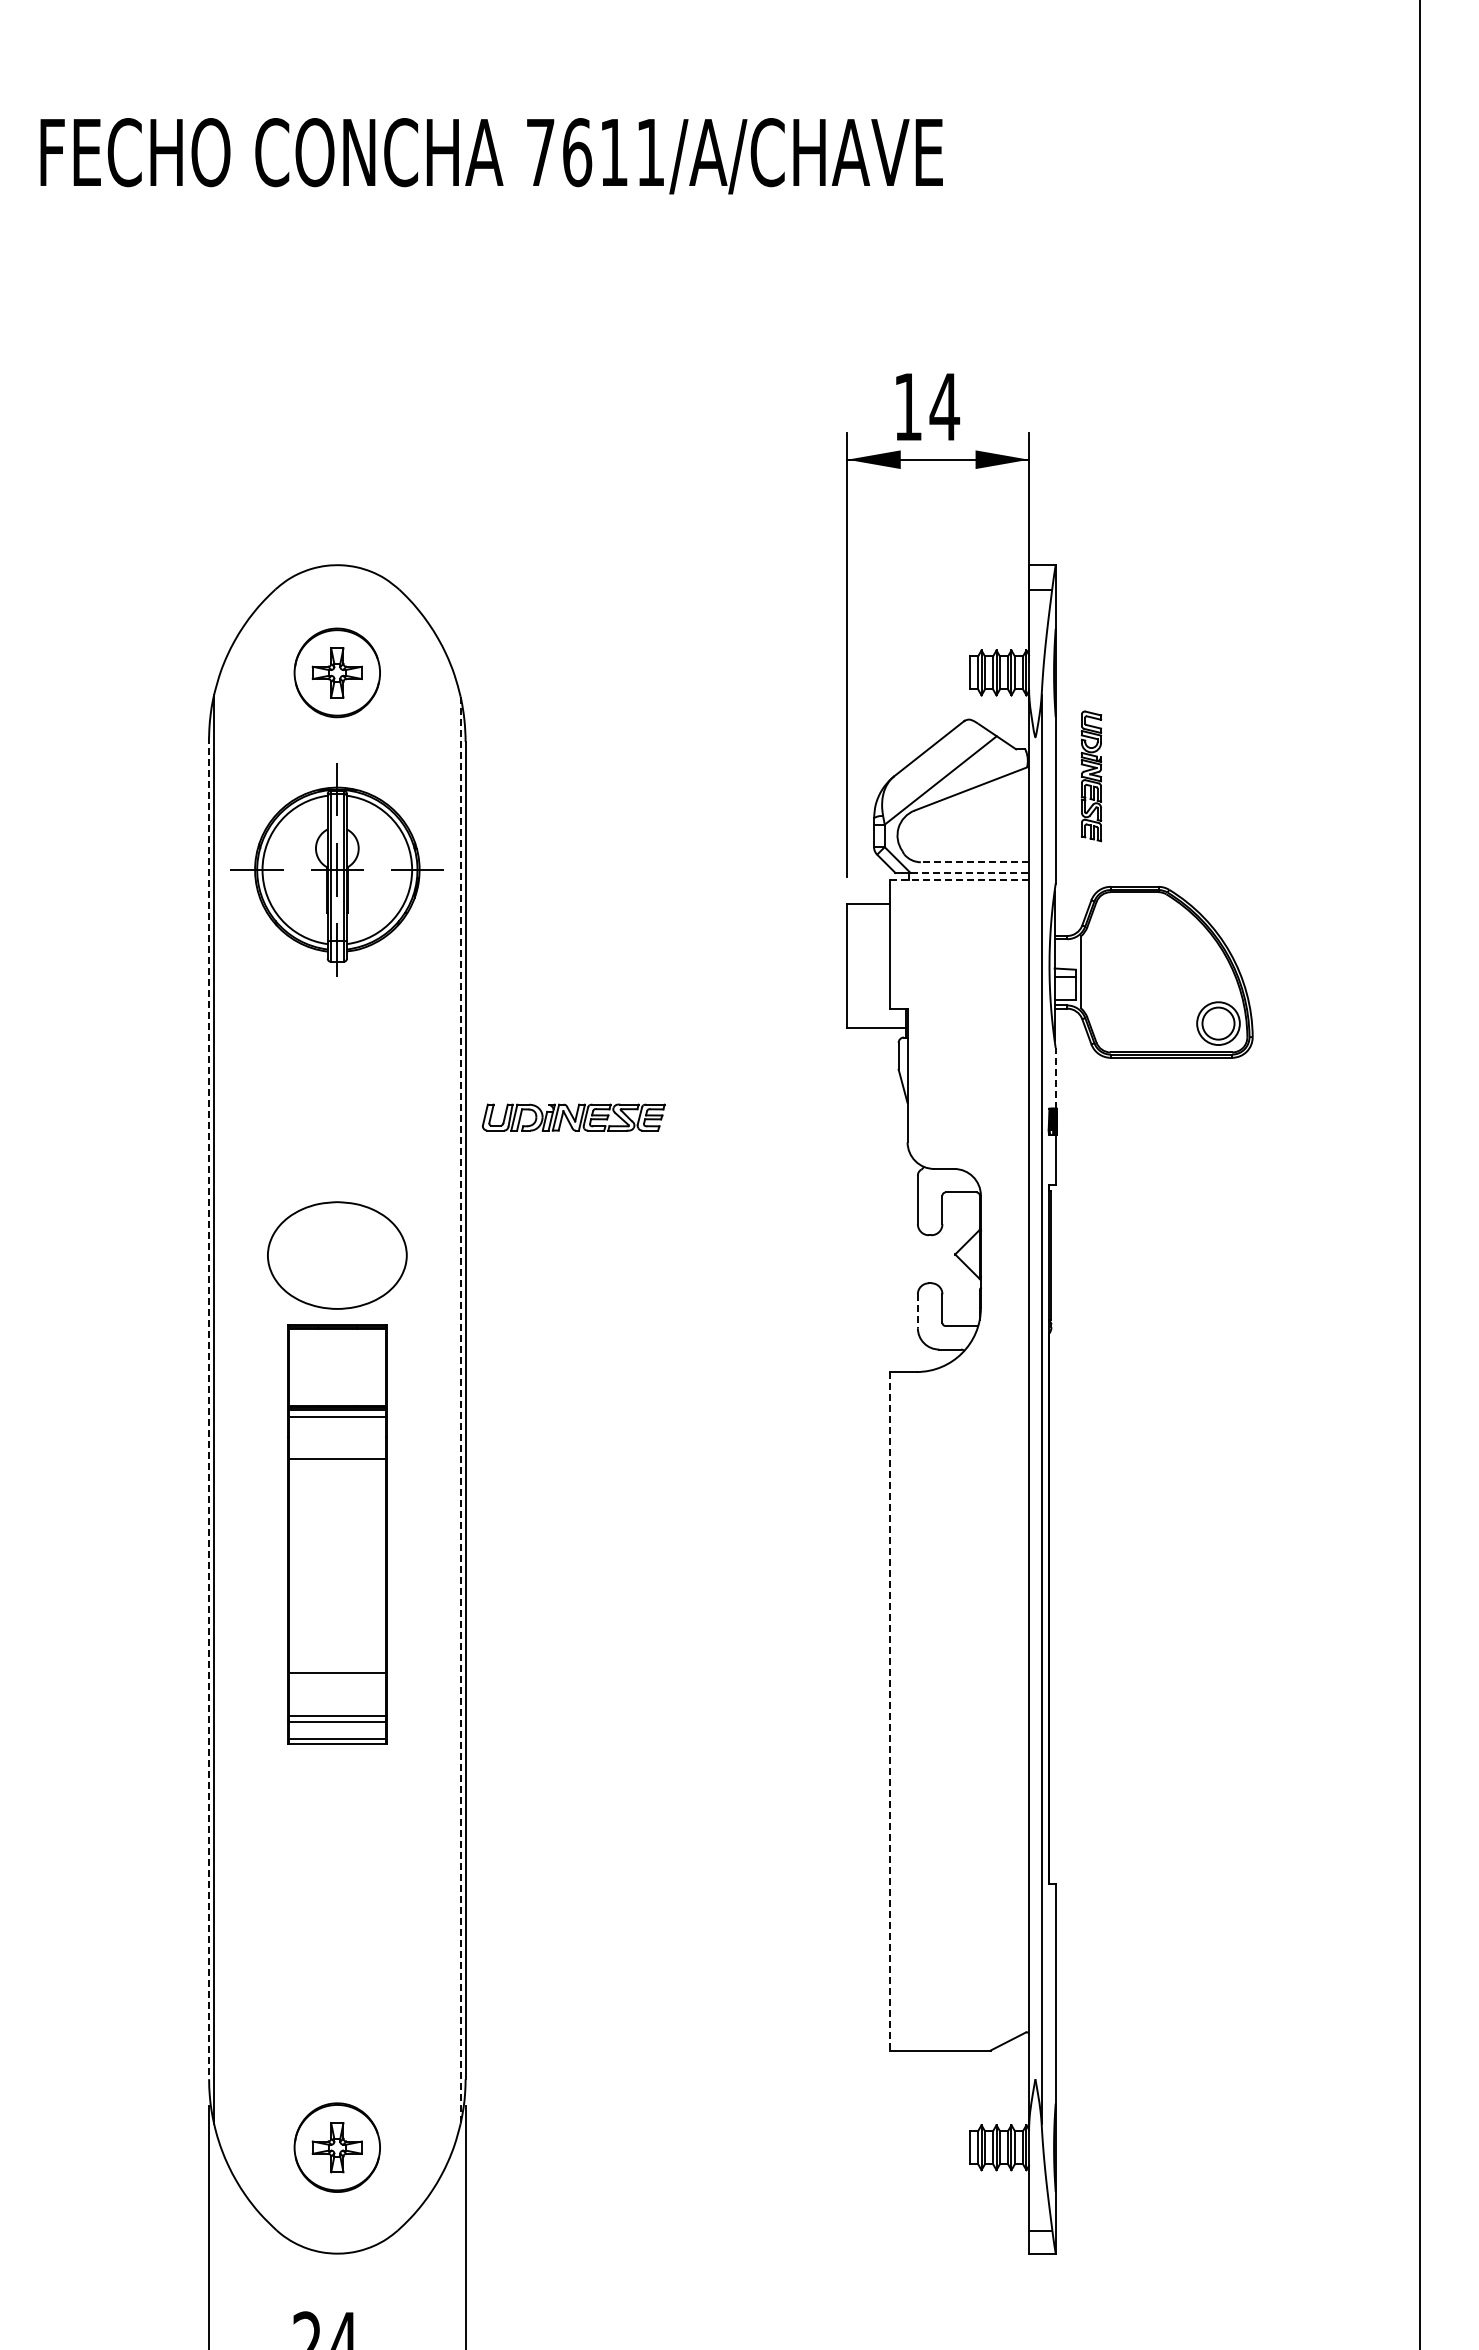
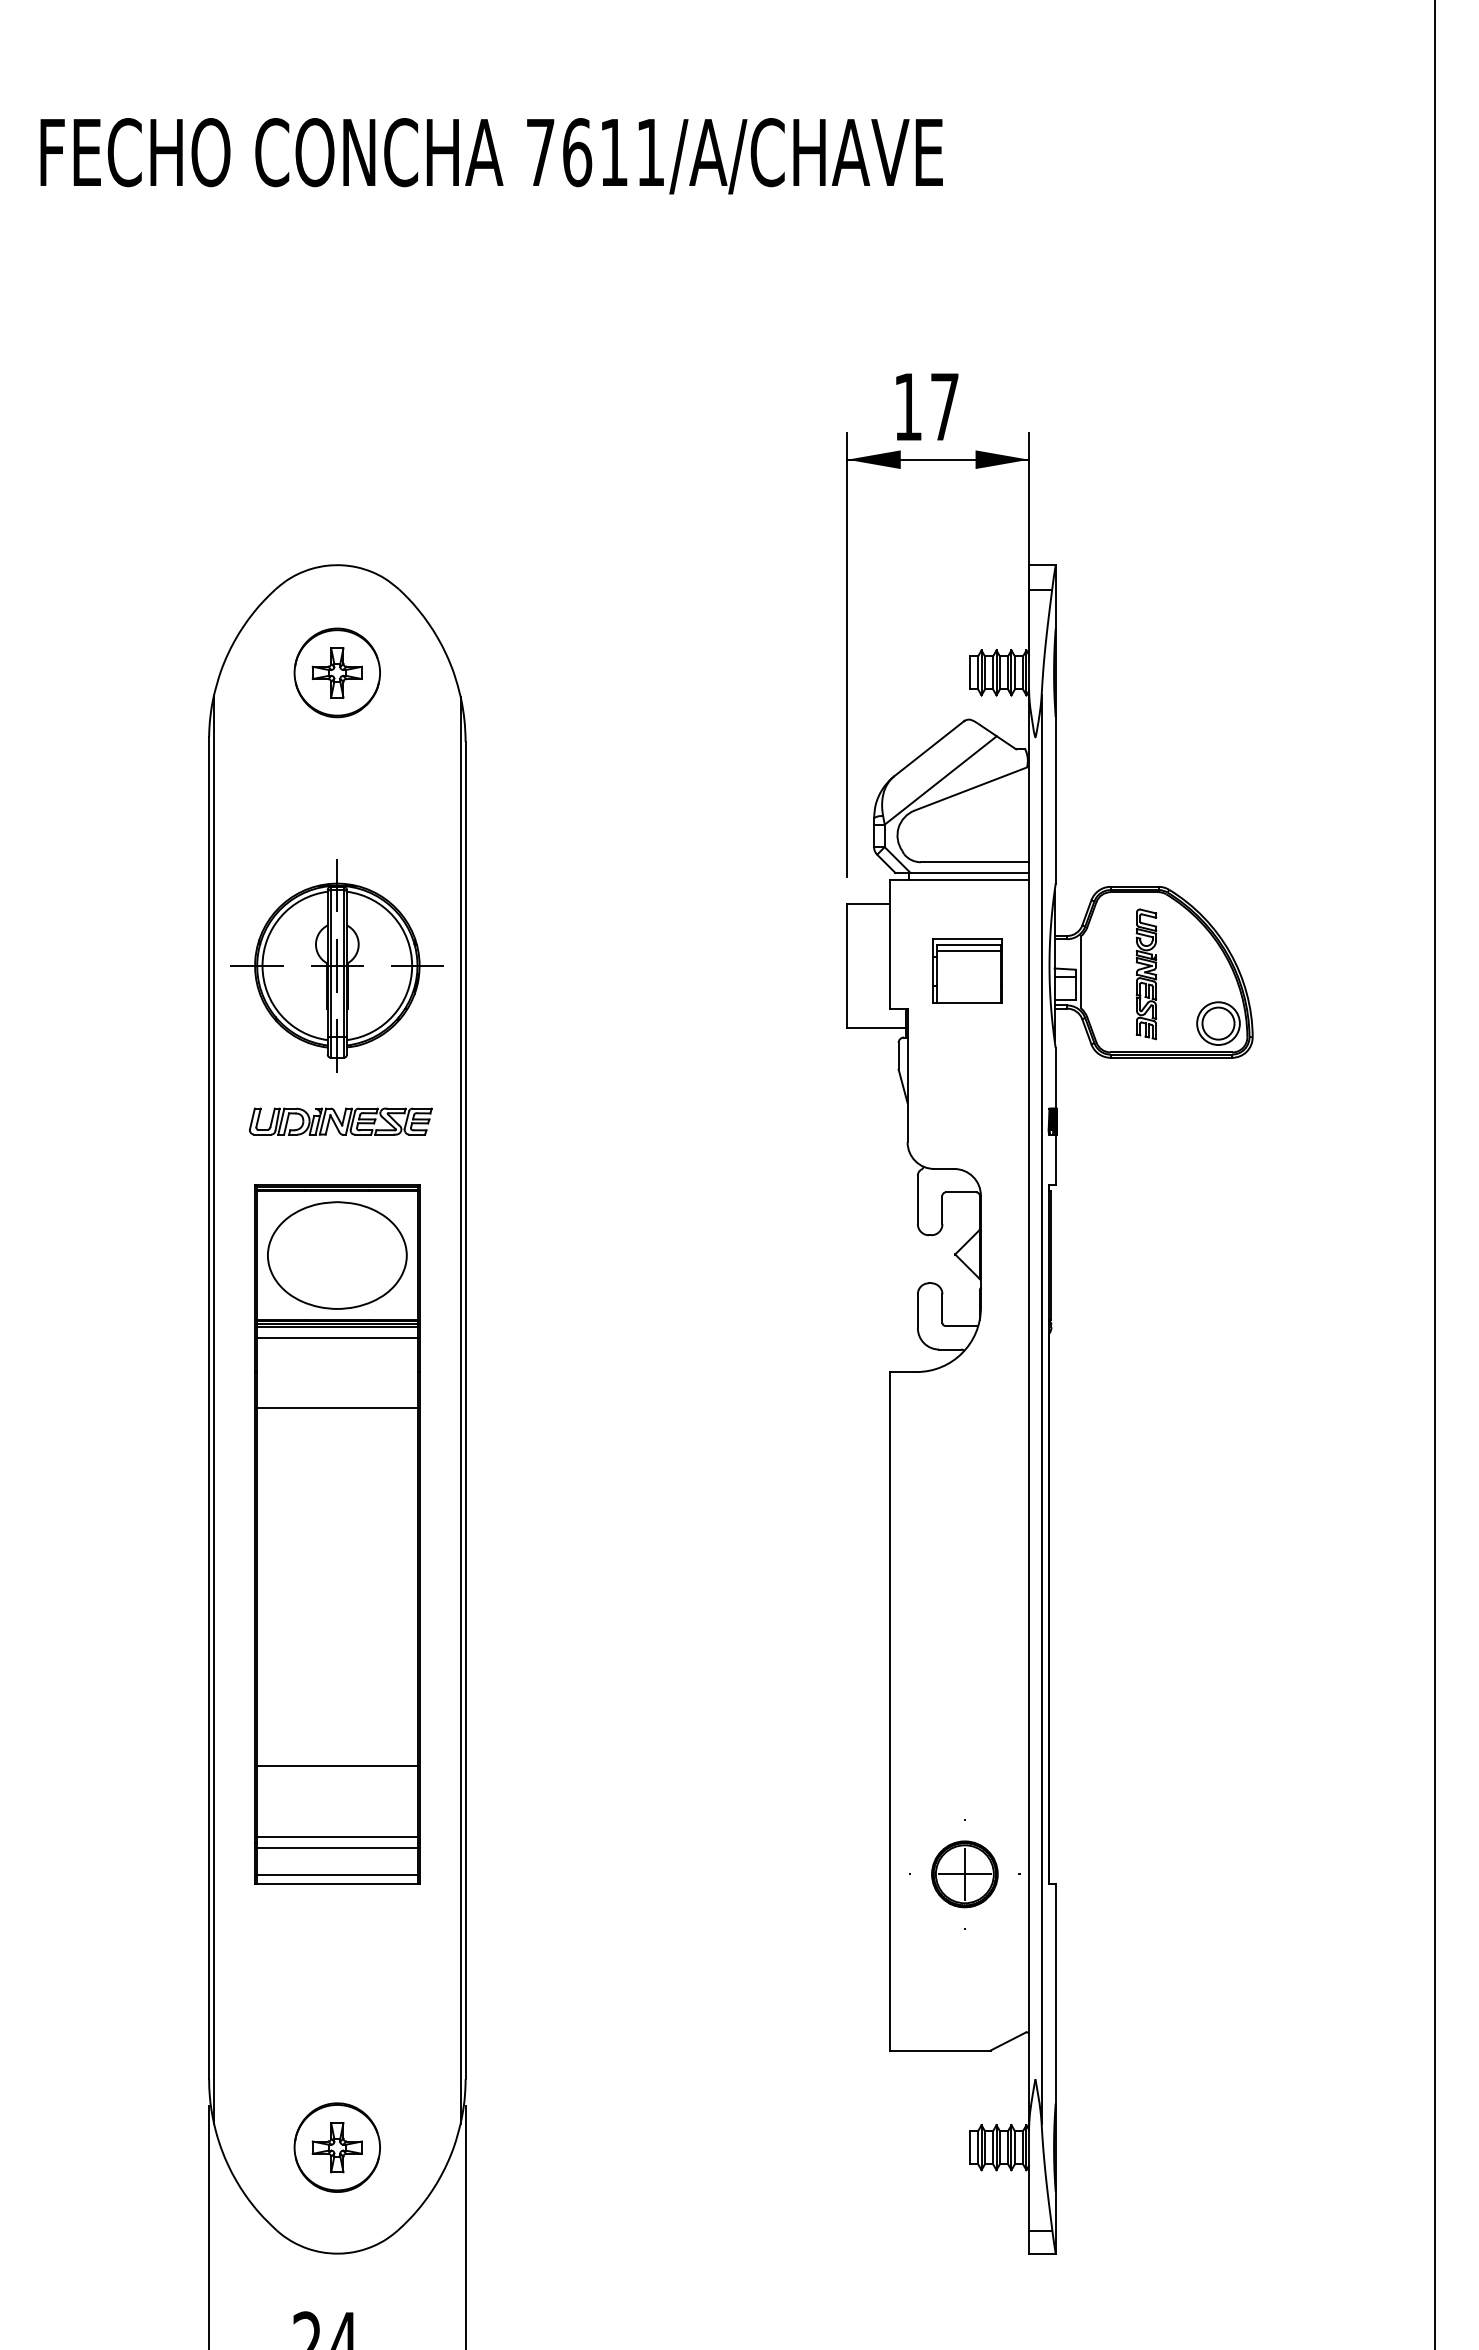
text: 14 -> 17 (944, 406)
part position: (1091, 776) -> (1146, 974) (1146, 974)
line: dashed -> solid (974, 862)
part position: (336, 869) -> (336, 965) (336, 965)
line: dashed -> solid (970, 872)
line: dashed -> solid (959, 880)
part: none -> present (967, 970)
line: dashed -> solid (1055, 1077)
part position: (573, 1117) -> (340, 1121) (340, 1121)
line position: (1419, 1174) -> (1434, 1174) (1434, 1174)
line: dashed -> solid (917, 1311)
line: dashed -> solid (209, 1408)
line: dashed -> solid (460, 1410)
part size: 101x421 px -> 167x701 px (337, 1534)
line: dashed -> solid (890, 1711)
part: none -> present (964, 1874)
